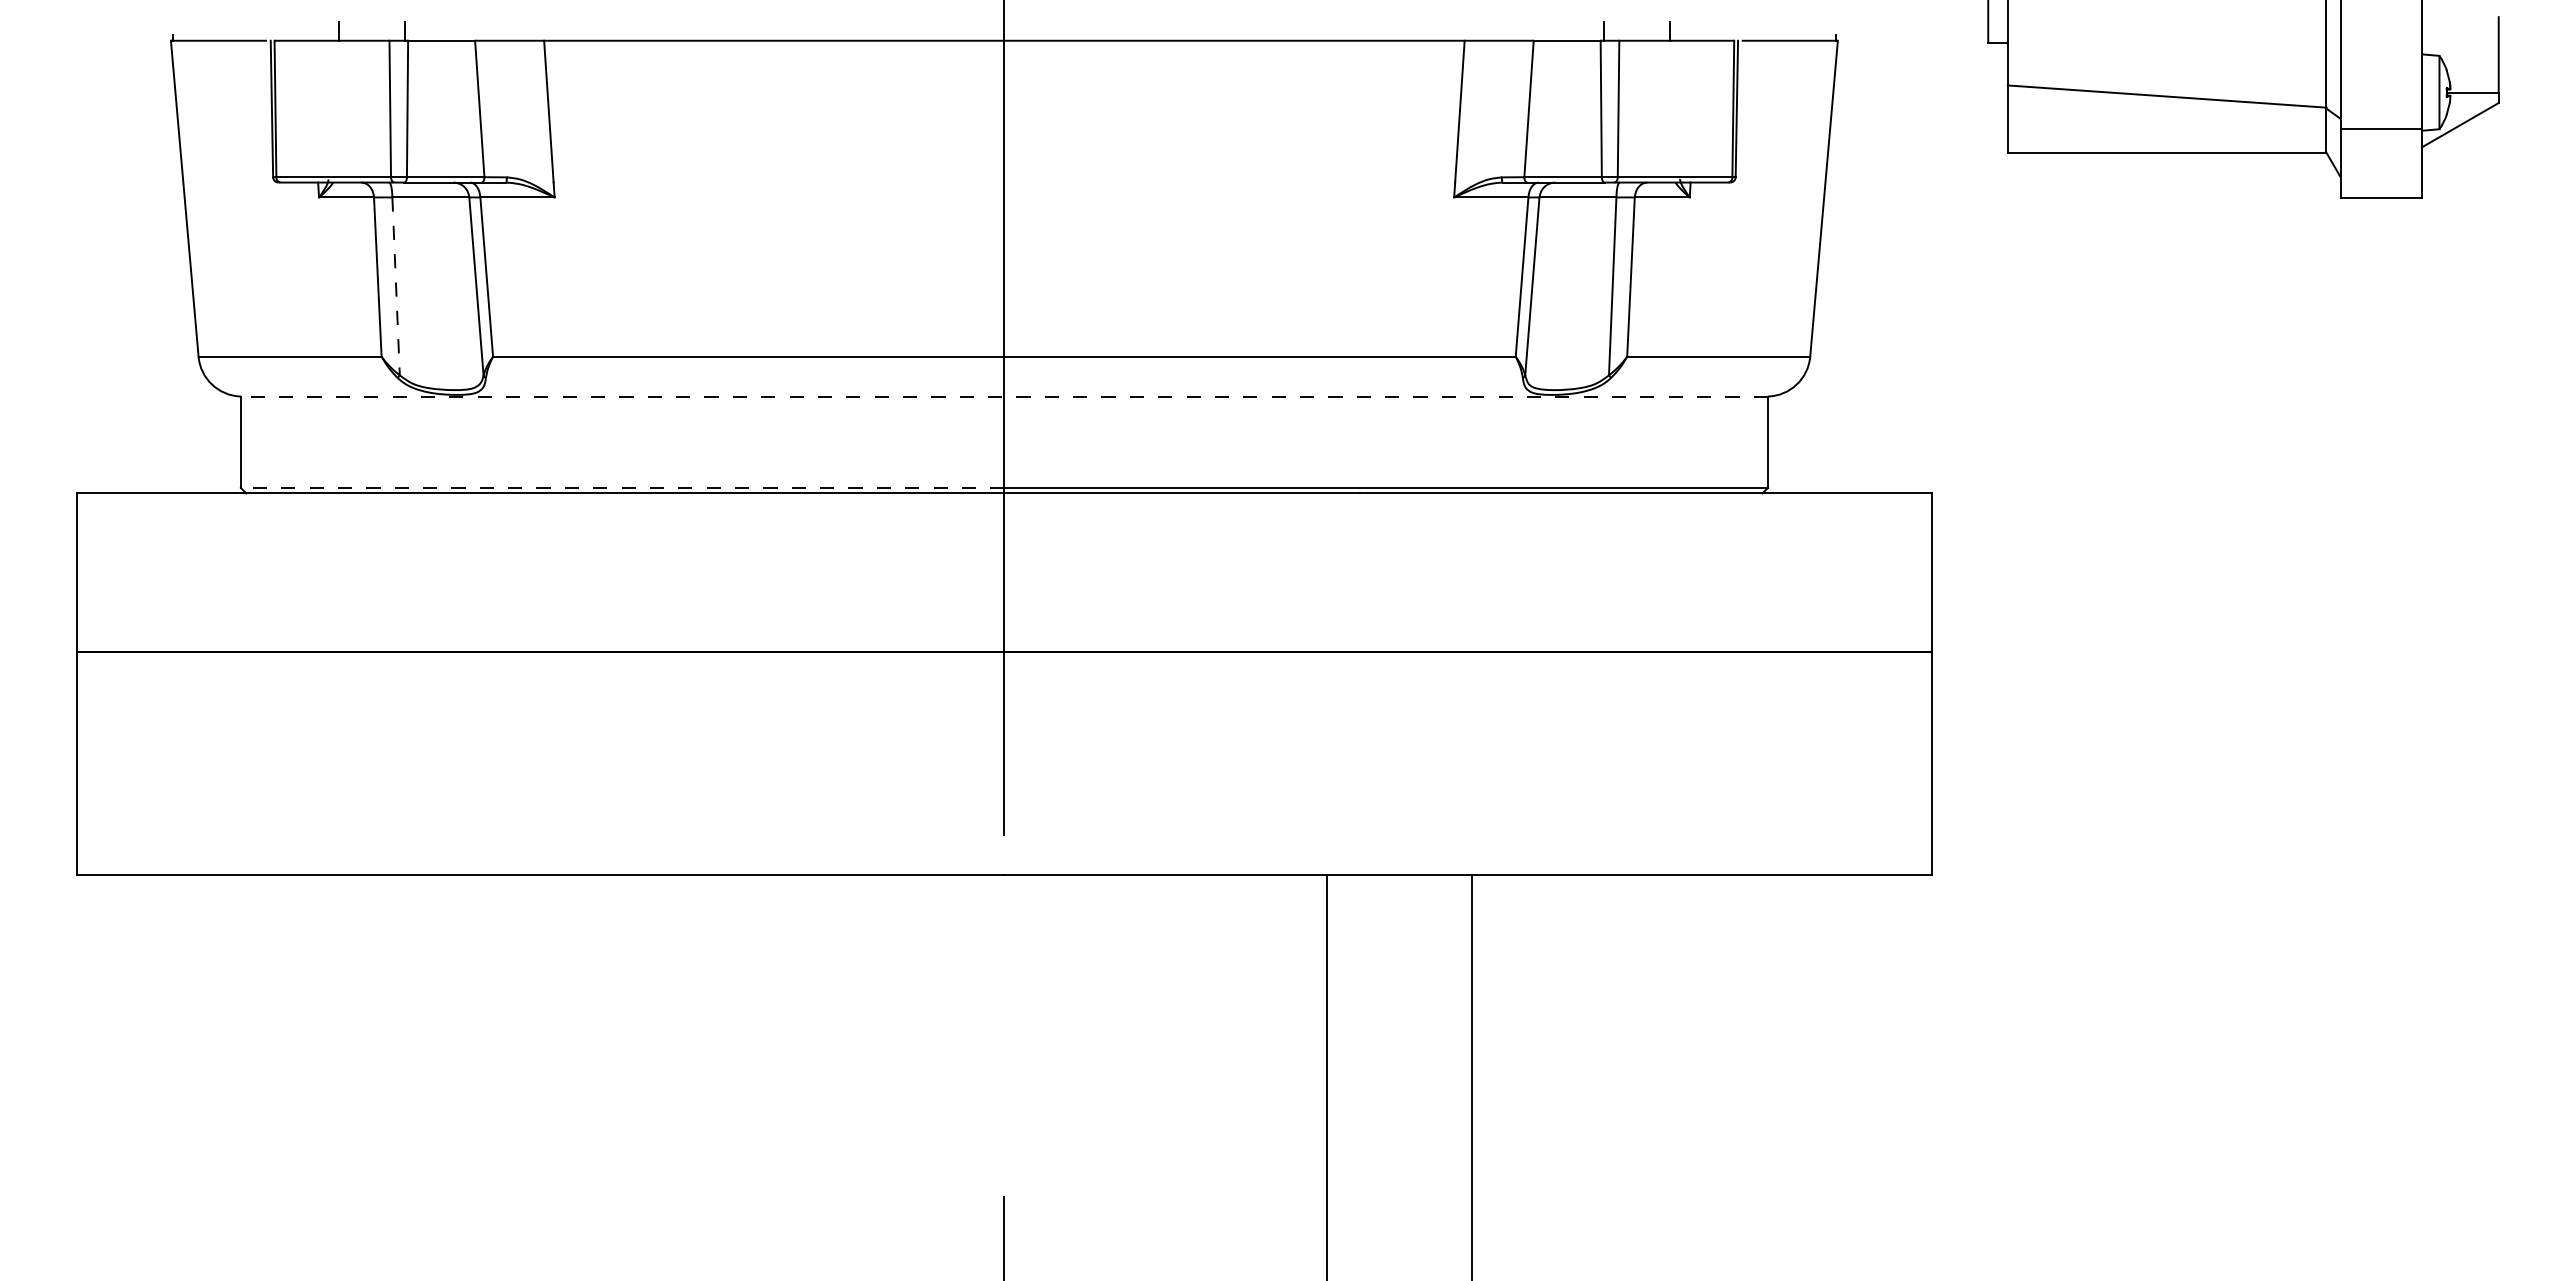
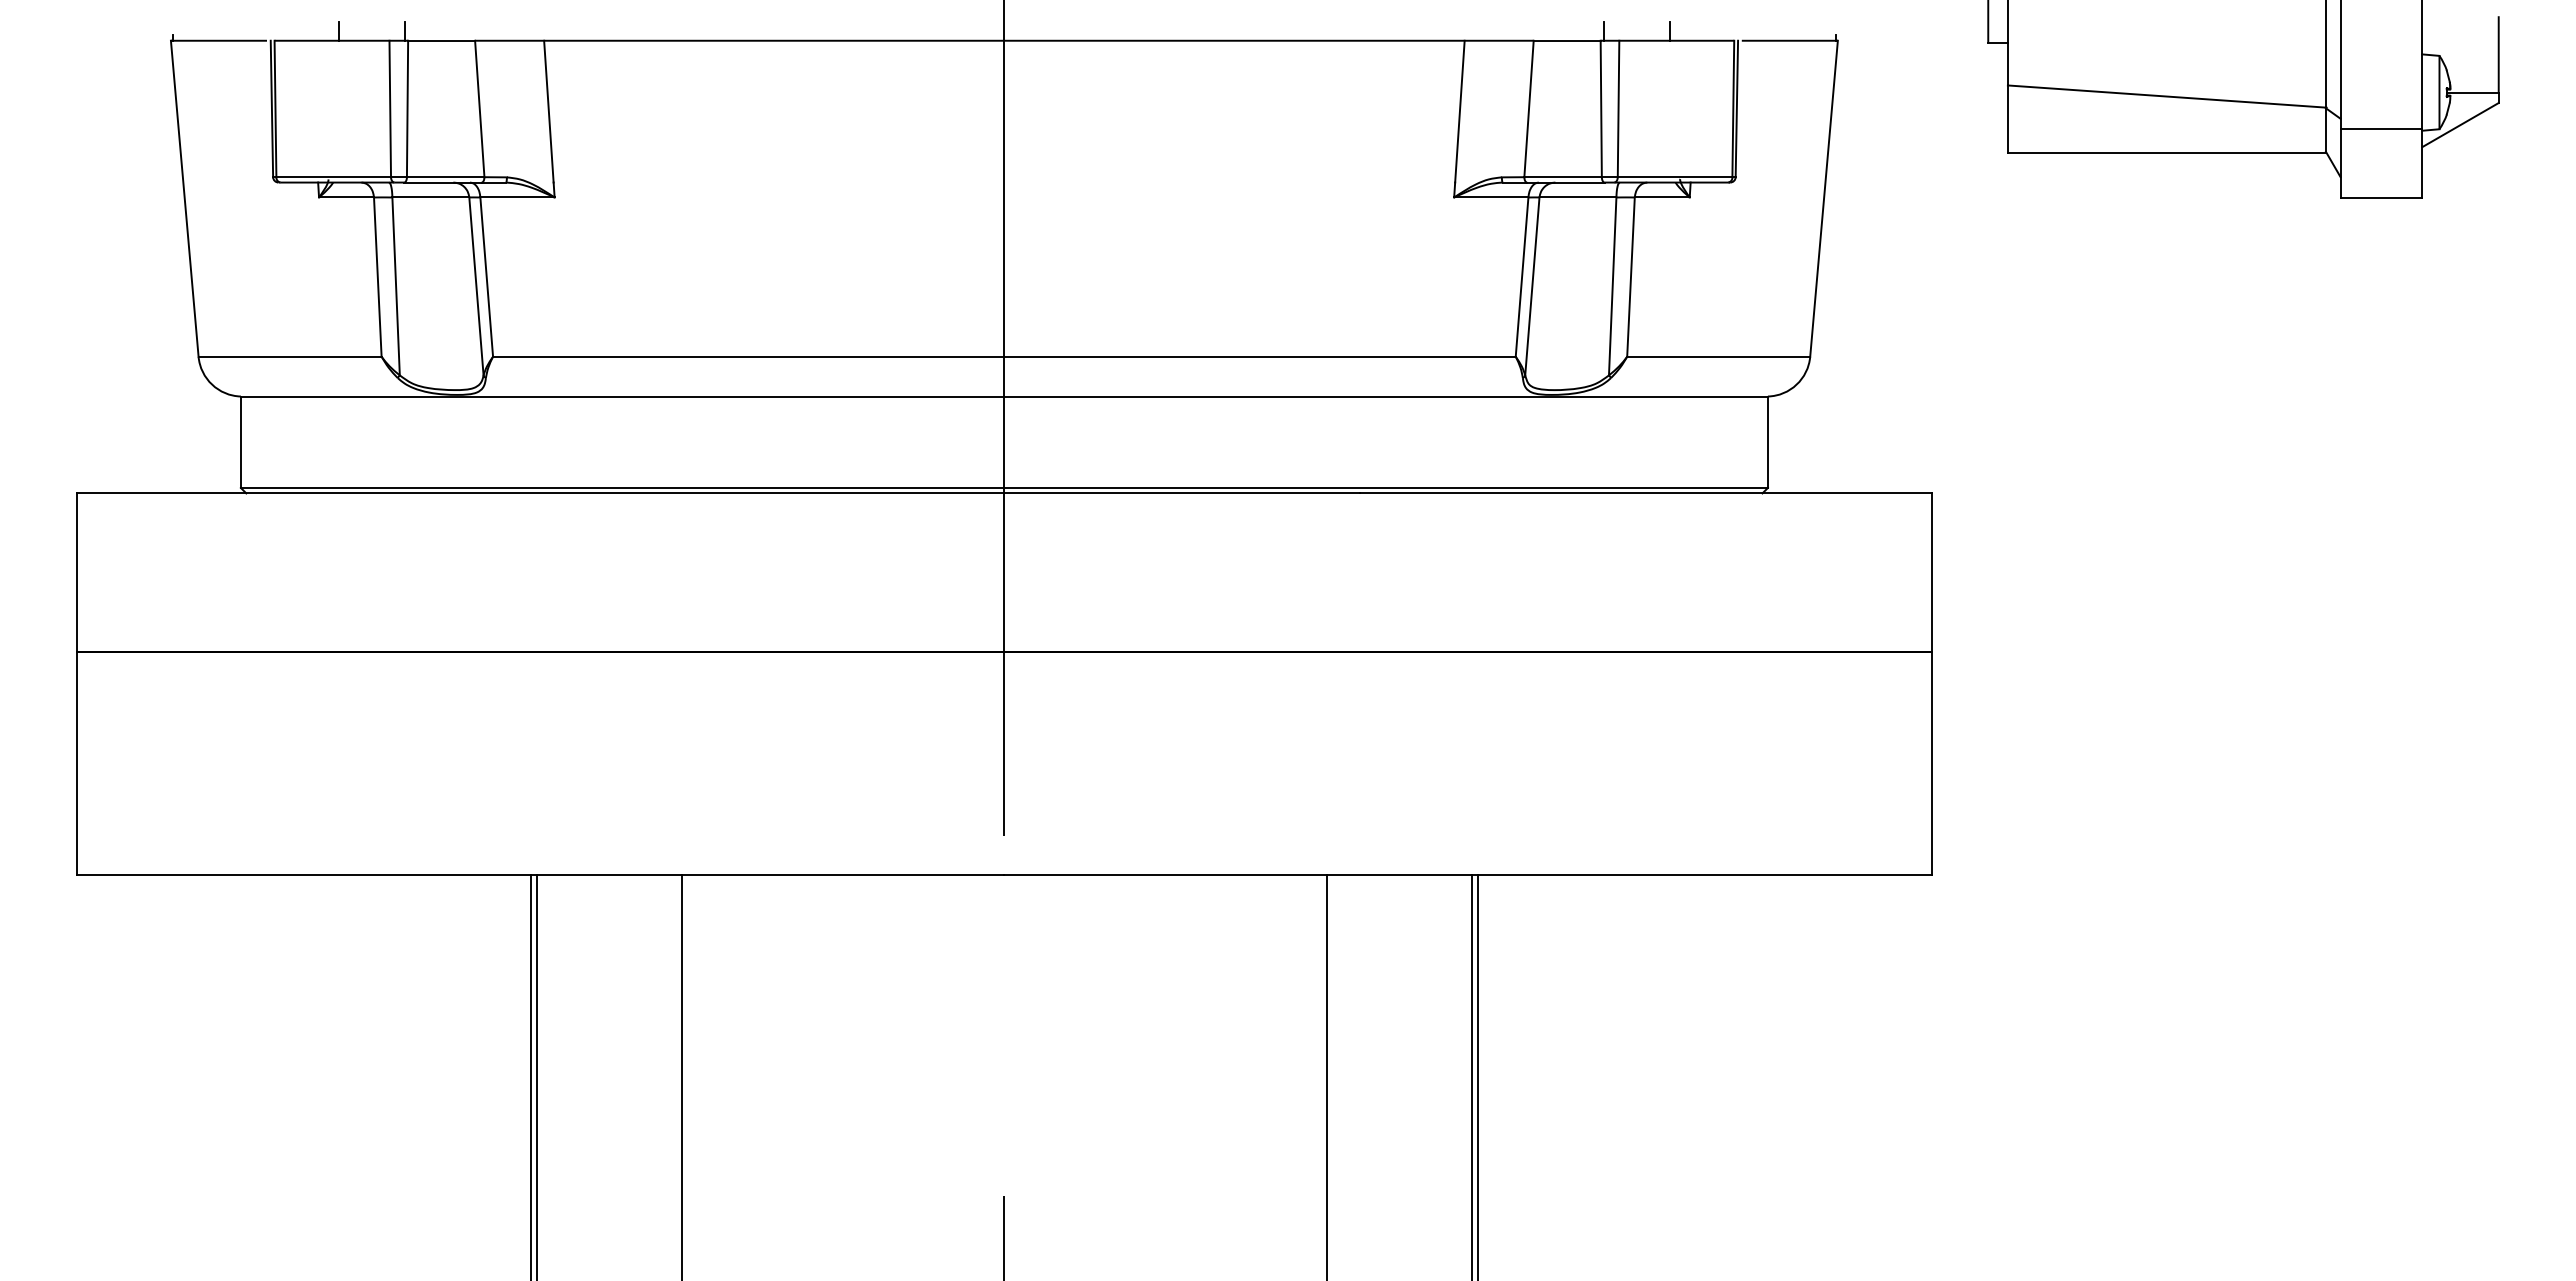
line: dashed -> solid (396, 286)
line: dashed -> solid (1004, 396)
line: dashed -> solid (622, 487)
line: none -> present (530, 1076)
line: none -> present (537, 1076)
line: none -> present (681, 1076)
line: none -> present (1478, 1076)
